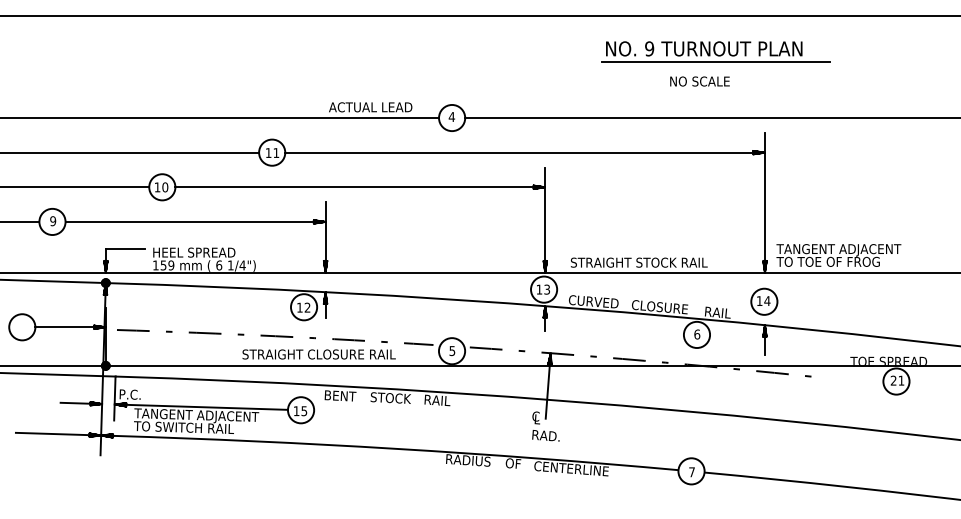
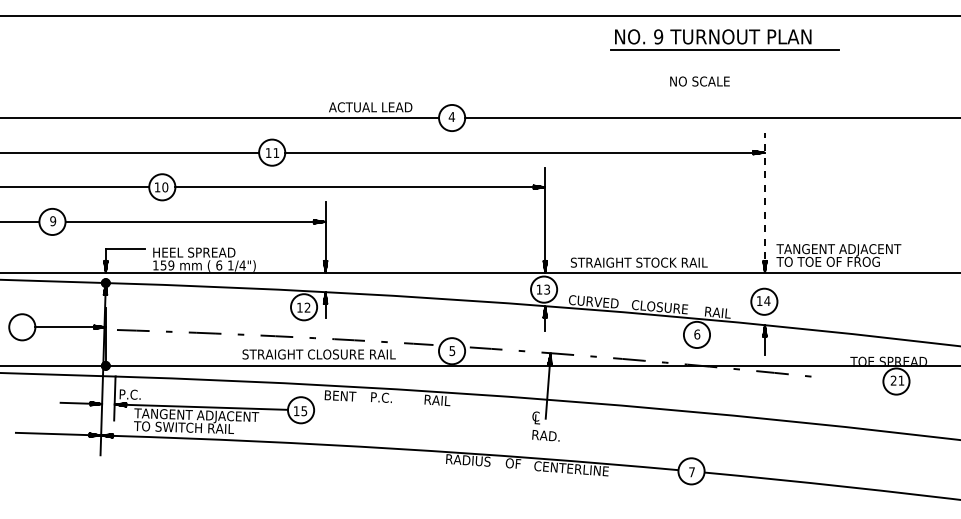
part position: (715, 51) -> (724, 39) (724, 39)
line: solid -> dashed (764, 202)
text: STOCK -> P.C. (390, 397)
